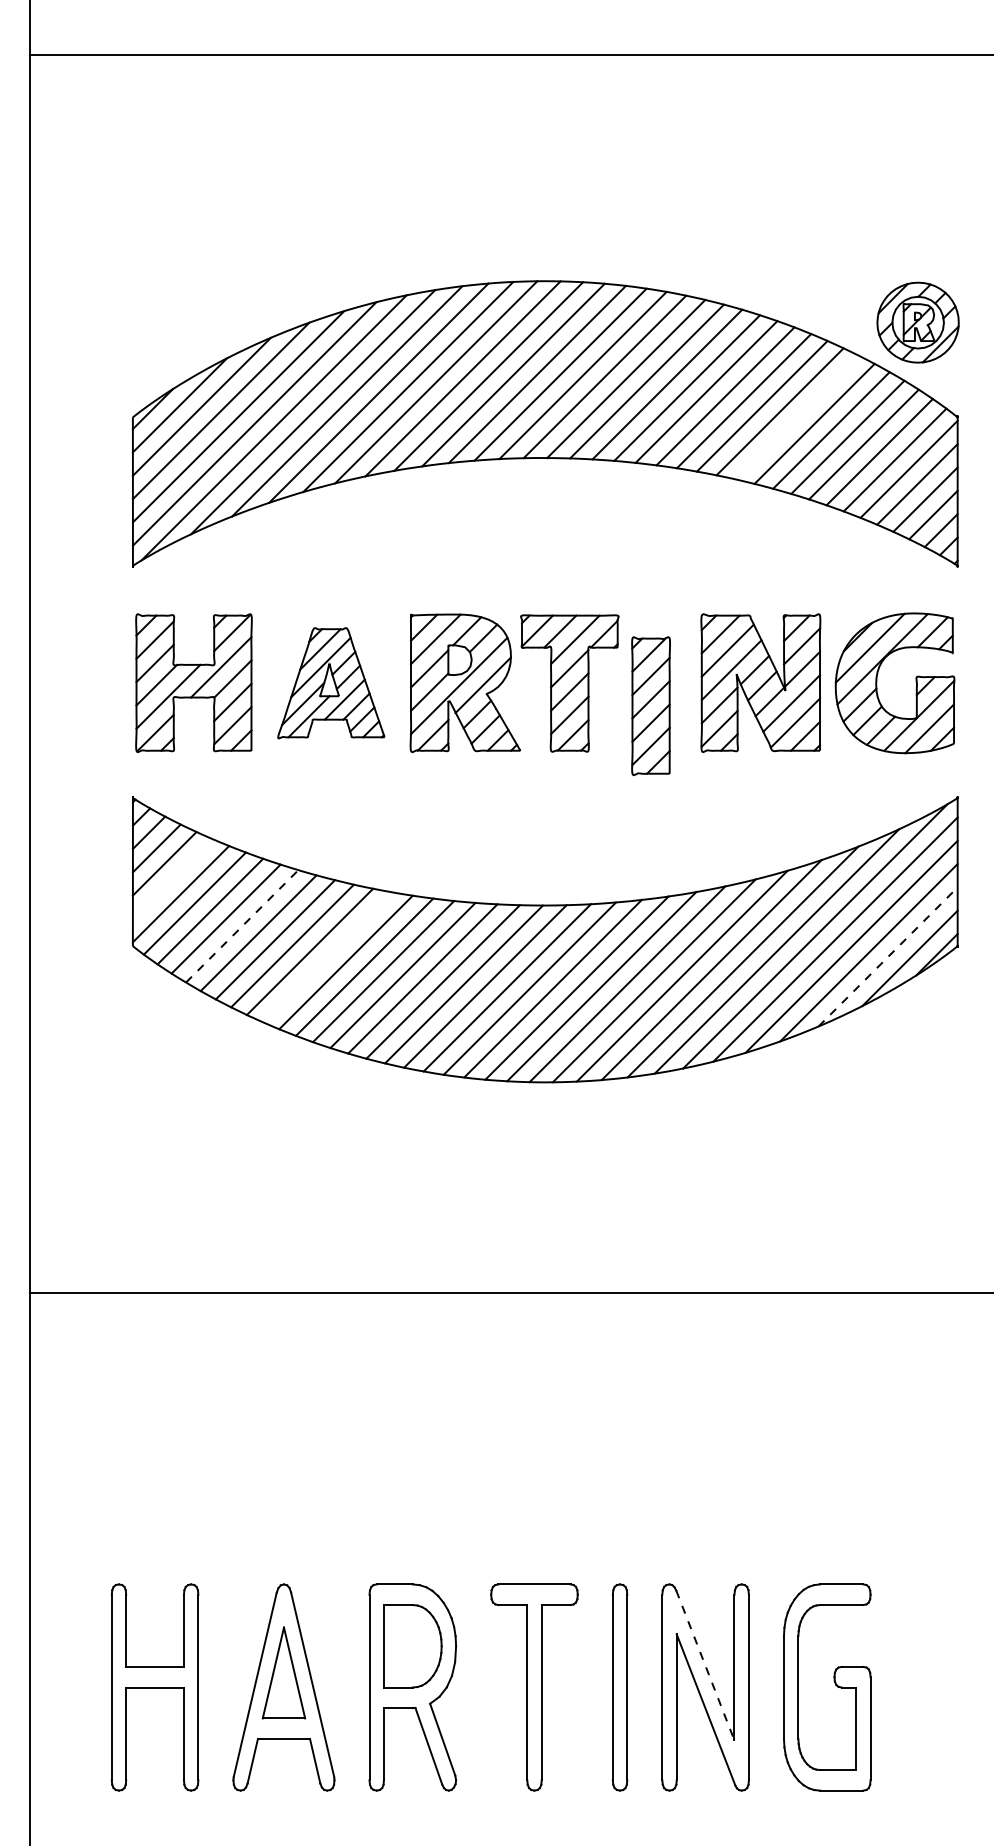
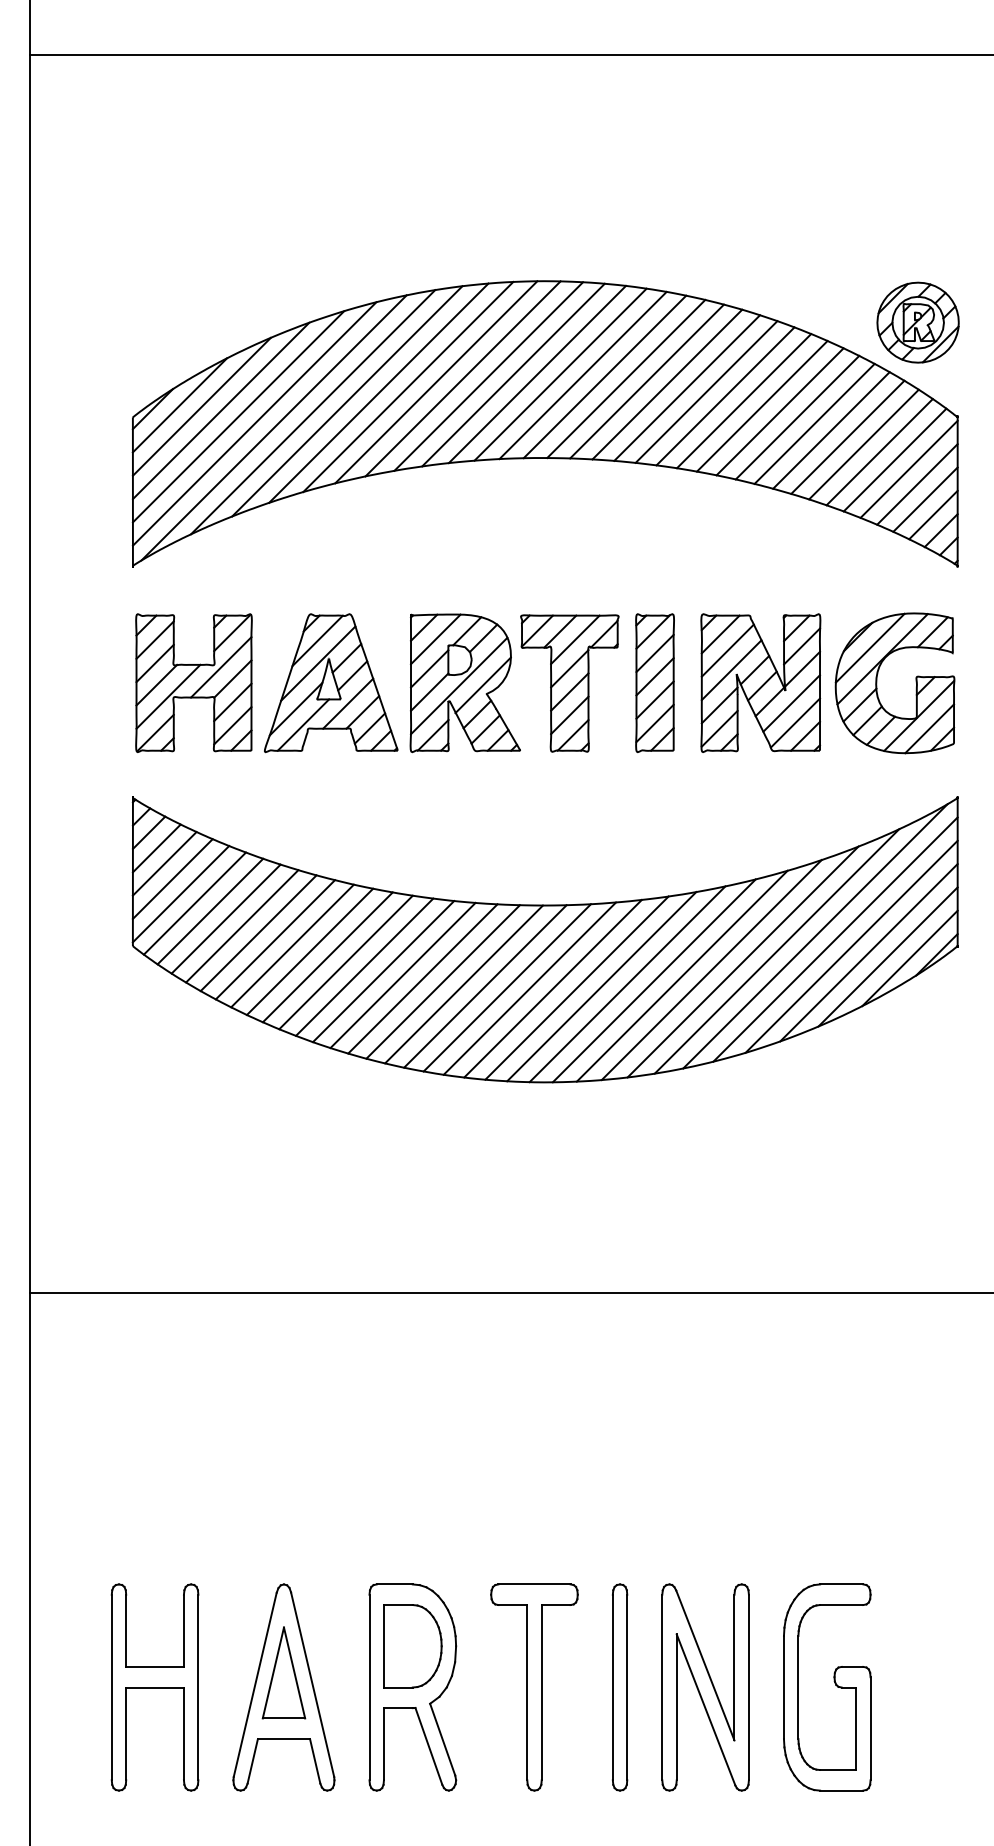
line: none -> present (797, 417)
part size: 109x113 px -> 135x141 px (331, 683)
part position: (650, 706) -> (654, 683) (654, 683)
line: none -> present (172, 878)
line: dashed -> solid (242, 925)
line: dashed -> solid (888, 956)
line: none -> present (327, 957)
line: dashed -> solid (705, 1665)
